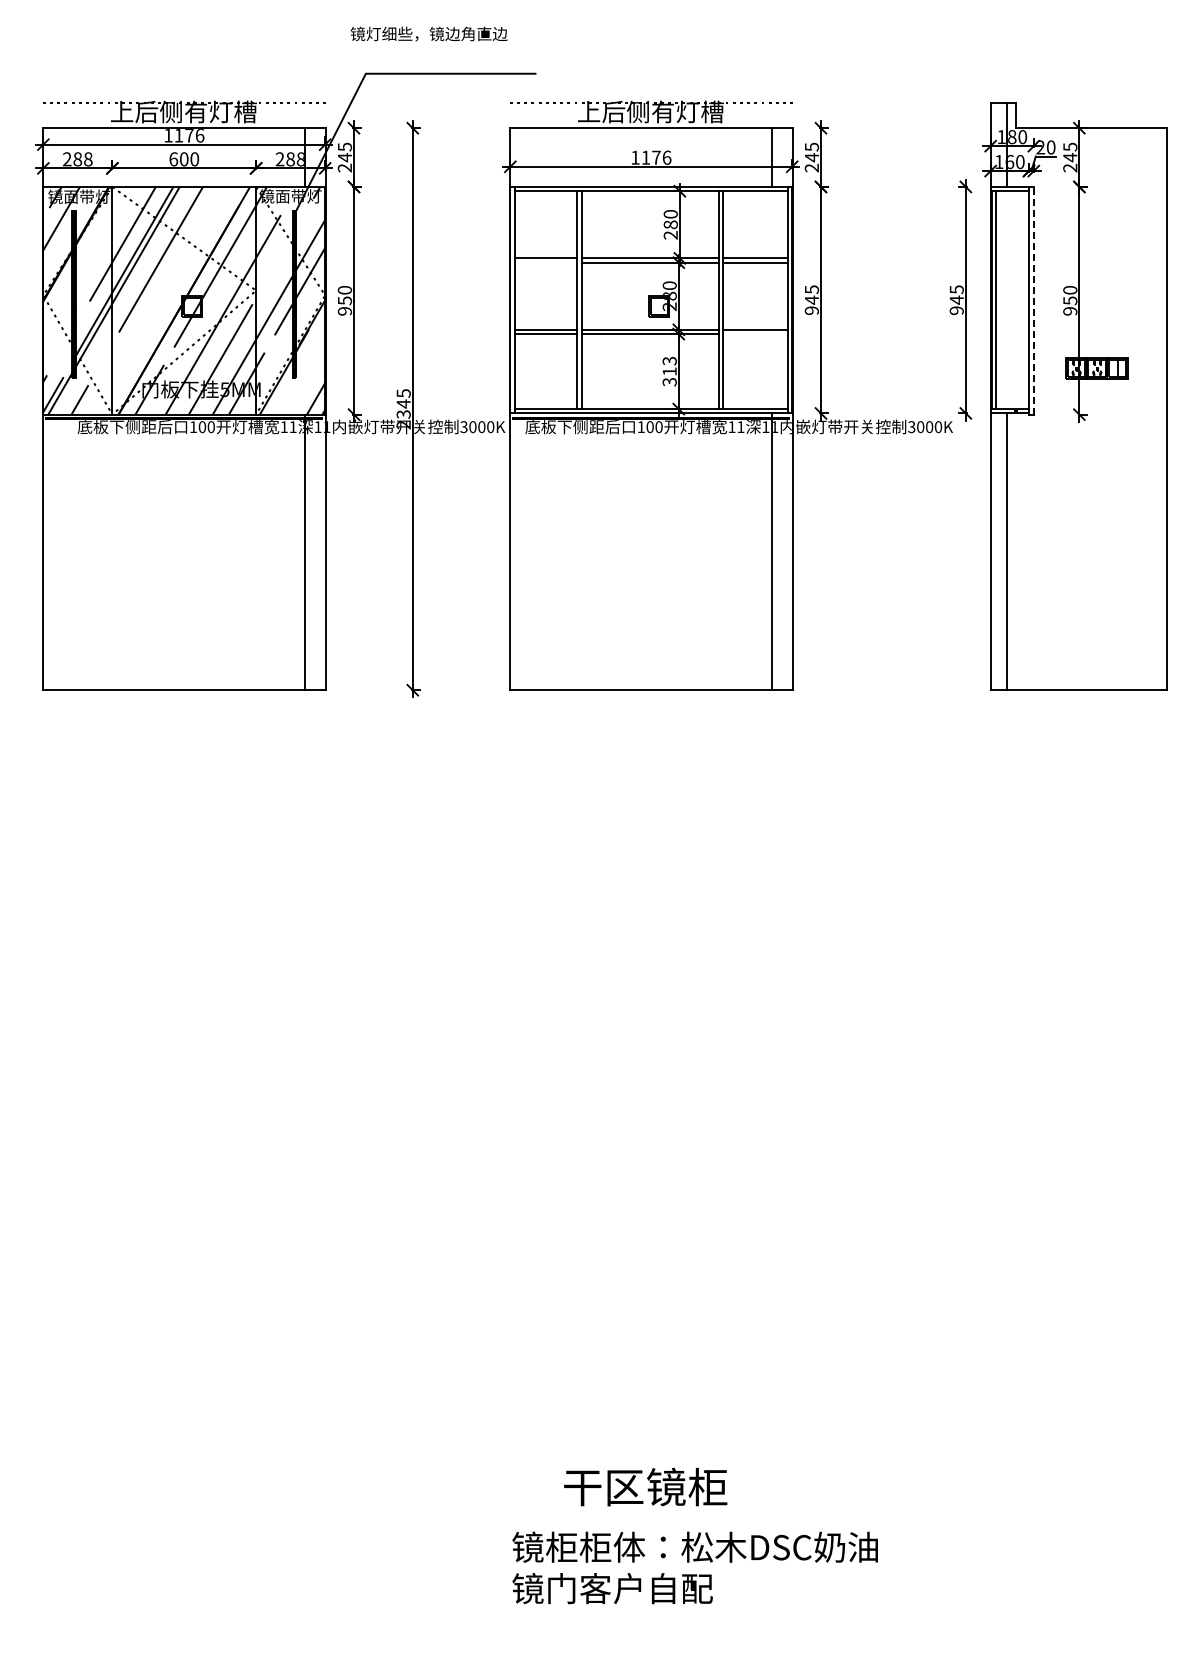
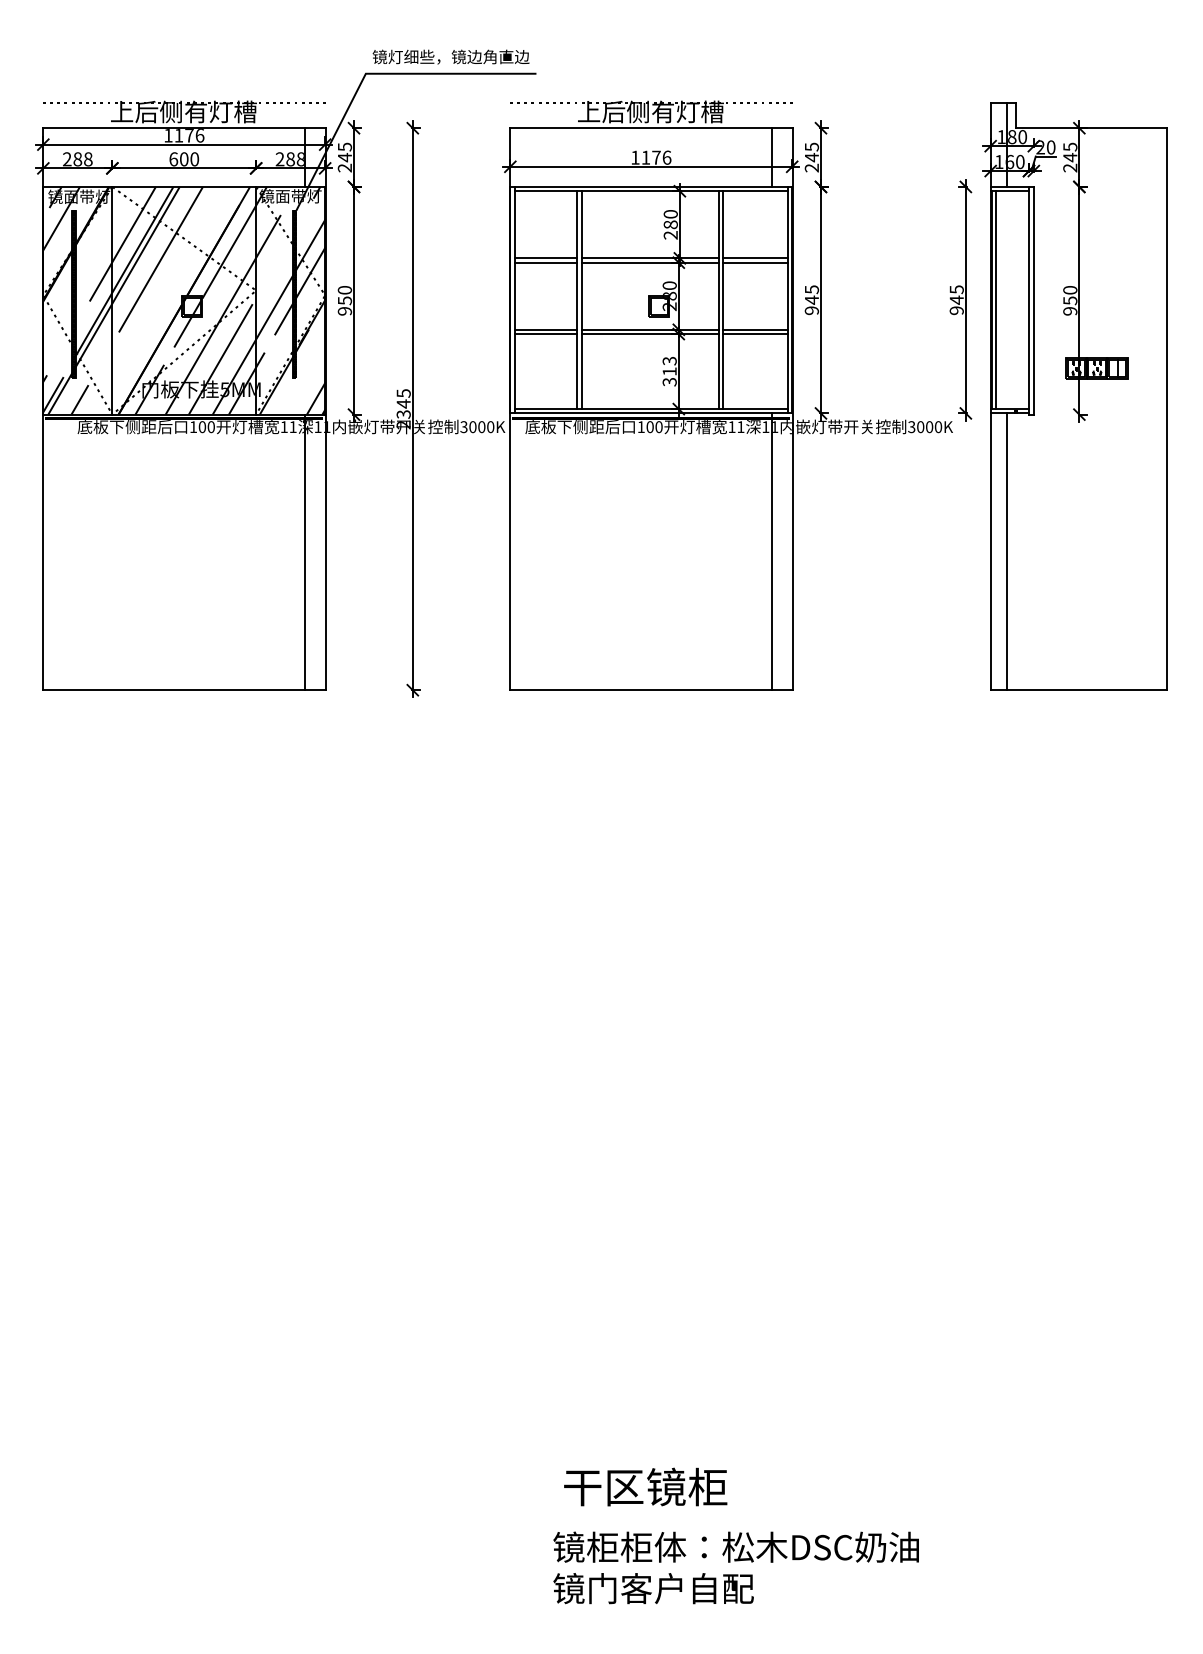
text position: (428, 33) -> (450, 56) (450, 56)
line: none -> present (545, 262)
line: dashed -> solid (1033, 300)
line: none -> present (755, 334)
text position: (694, 1567) -> (735, 1567) (735, 1567)
